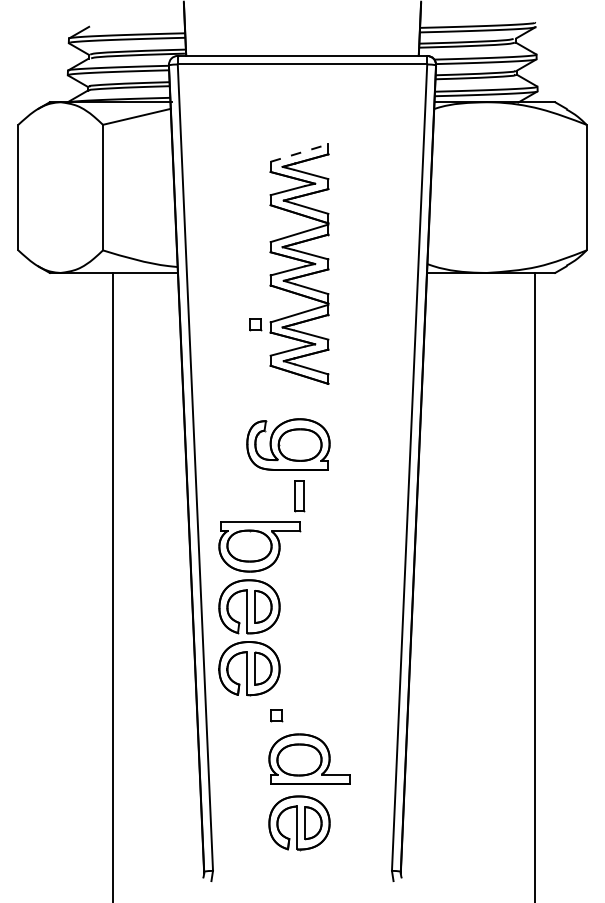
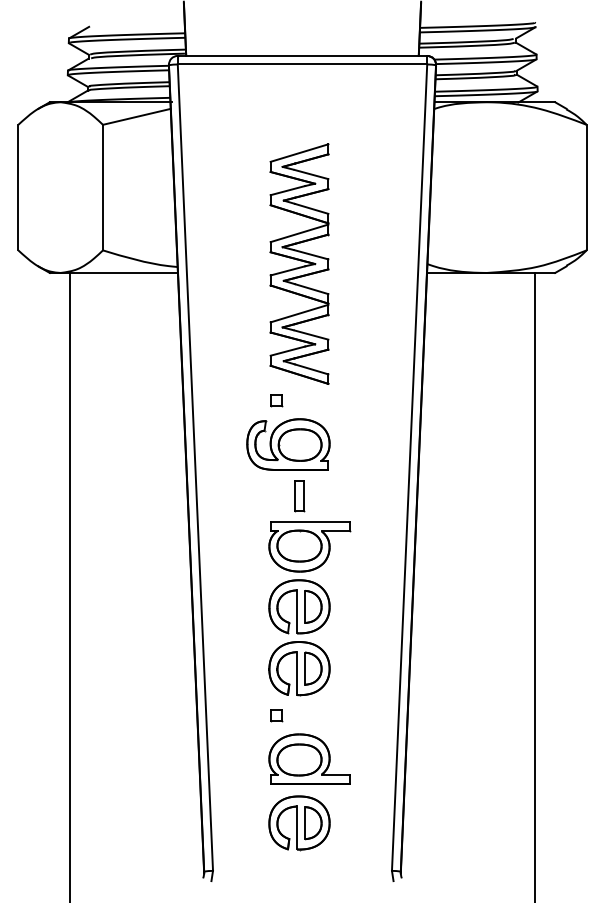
line: dashed -> solid (299, 152)
part position: (255, 324) -> (276, 400) (276, 400)
line position: (112, 585) -> (69, 585) (69, 585)
part position: (259, 608) -> (309, 608) (309, 608)
